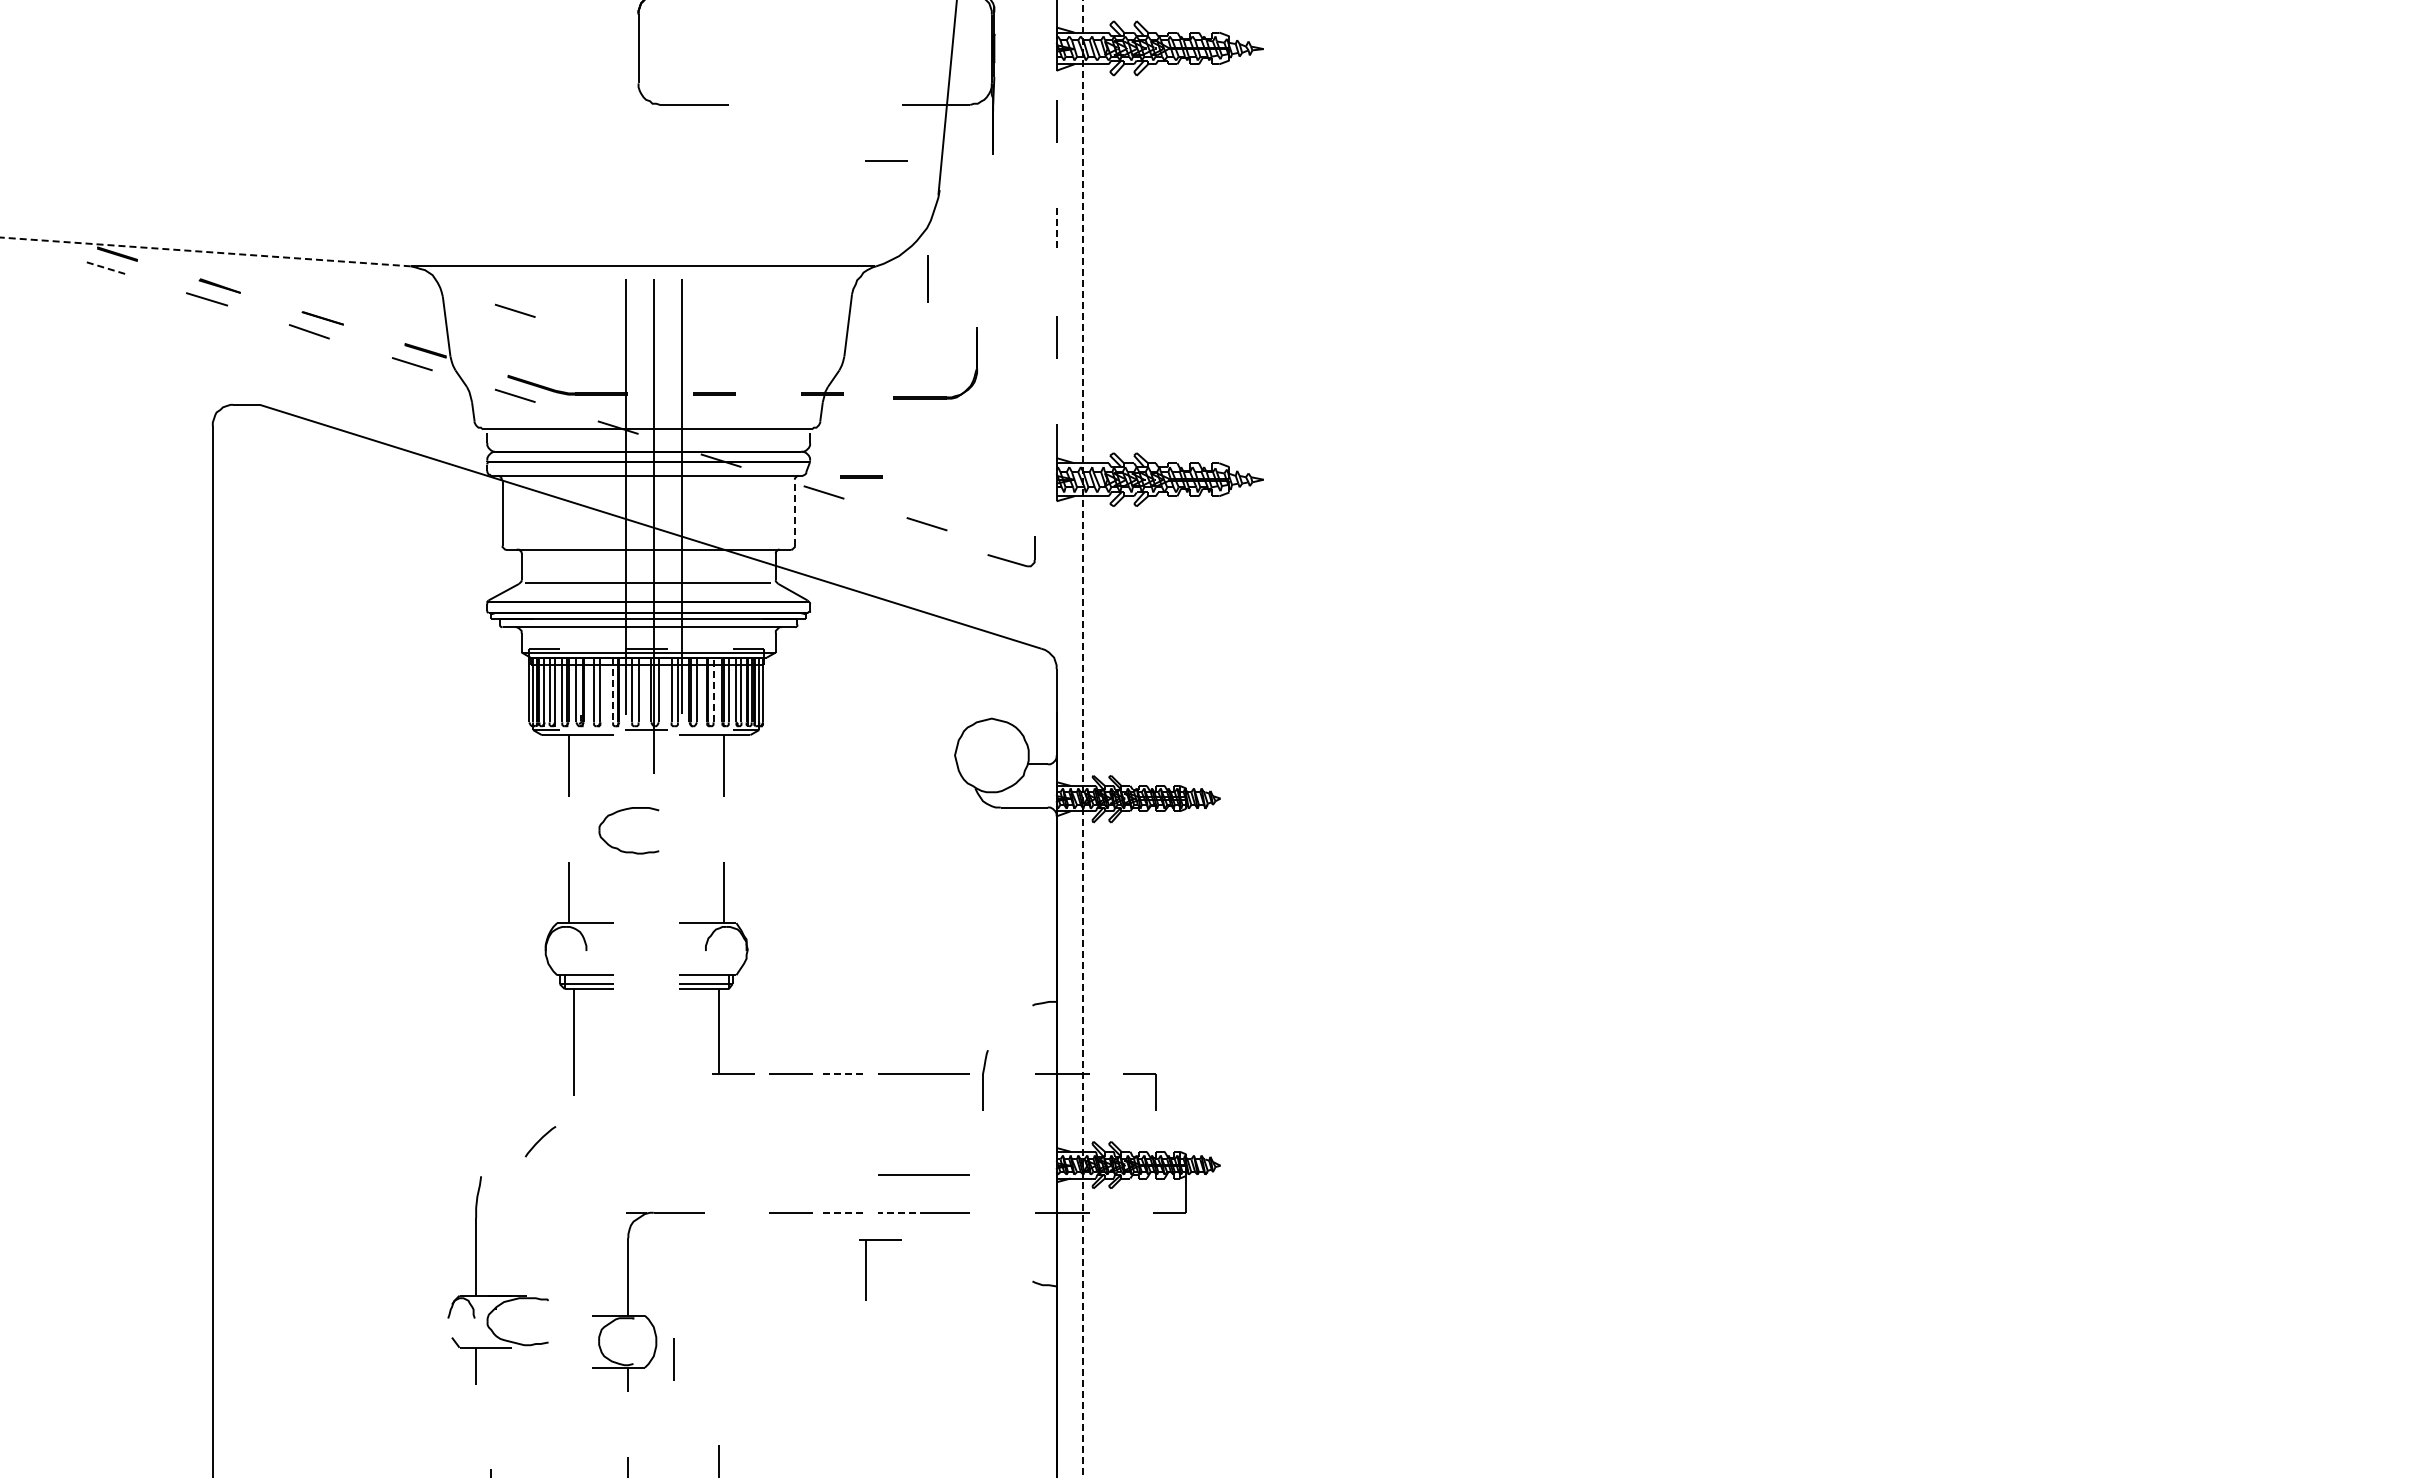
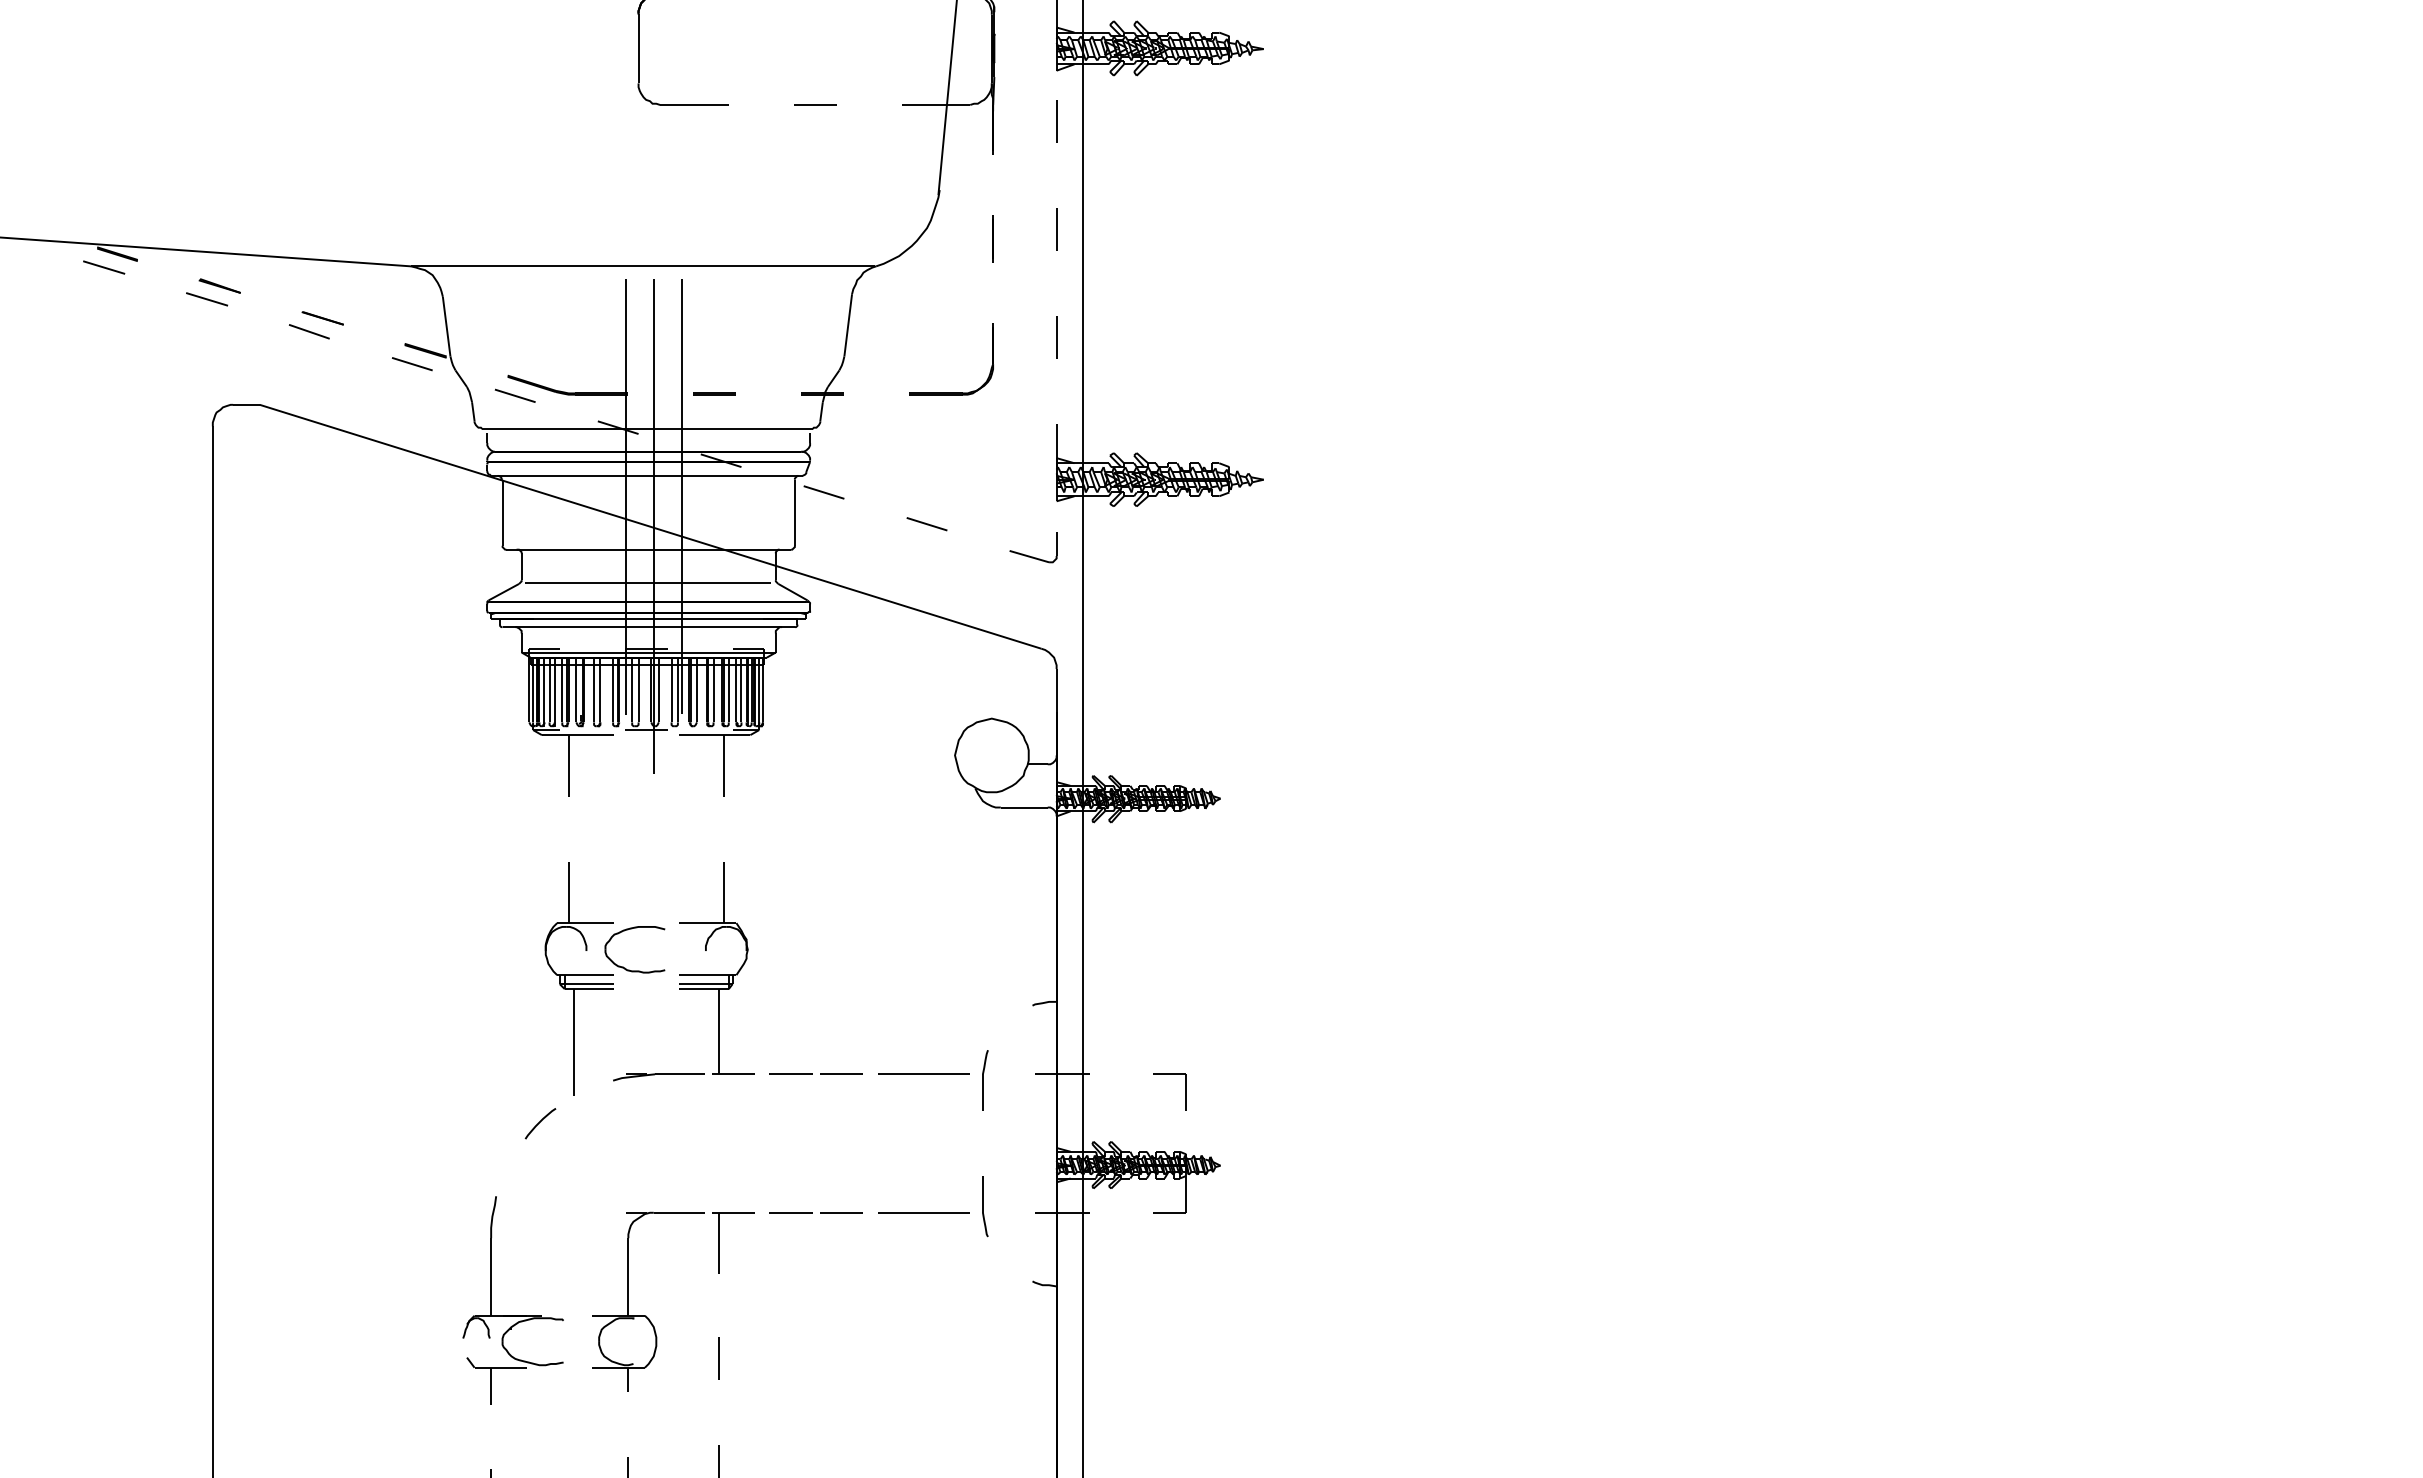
line position: (886, 160) -> (815, 104) (815, 104)
line: dashed -> solid (1056, 229)
line: dashed -> solid (205, 251)
line: dashed -> solid (104, 267)
line position: (927, 278) -> (992, 238) (992, 238)
line: present -> none (514, 310)
part position: (935, 396) -> (951, 392) (951, 392)
line: present -> none (861, 476)
line: dashed -> solid (794, 512)
part position: (1007, 559) -> (1029, 555) (1029, 555)
line: dashed -> solid (713, 689)
line: dashed -> solid (613, 690)
line: dashed -> solid (1083, 739)
part position: (619, 848) -> (625, 967) (625, 967)
line: dashed -> solid (841, 1074)
part: none -> present (658, 1077)
part position: (1155, 1091) -> (1185, 1091) (1185, 1091)
curve position: (540, 1140) -> (540, 1122) (540, 1122)
line: present -> none (923, 1174)
part: none -> present (985, 1206)
line: dashed -> solid (841, 1212)
line: dashed -> solid (902, 1212)
part position: (866, 1269) -> (719, 1242) (719, 1242)
part position: (497, 1295) -> (512, 1315) (512, 1315)
line position: (673, 1359) -> (718, 1358) (718, 1358)
